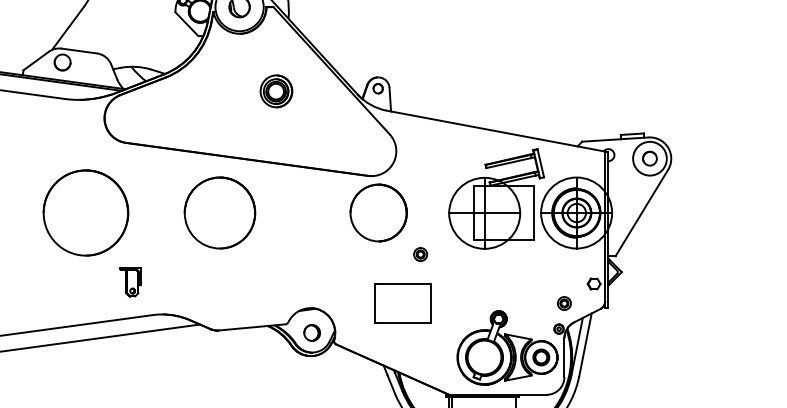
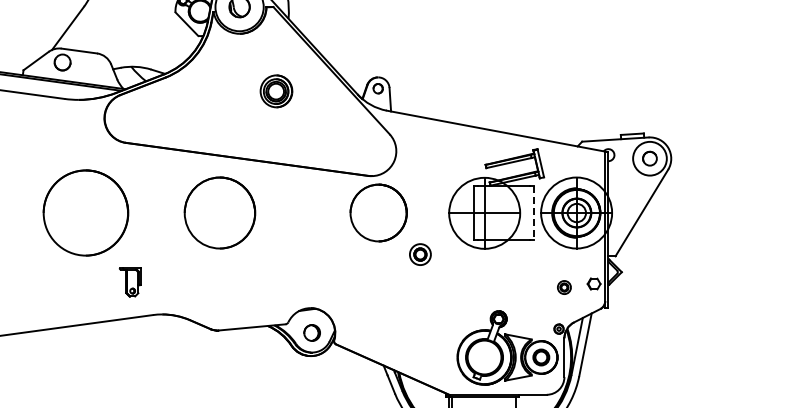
line: solid -> dashed (534, 213)
part size: 16x15 px -> 23x23 px (420, 254)
part: present -> none (402, 303)
part position: (564, 303) -> (564, 287) (564, 287)
line: present -> none (100, 337)
